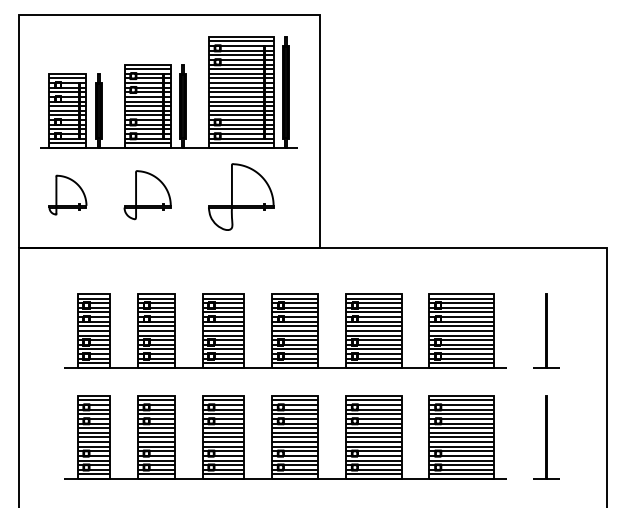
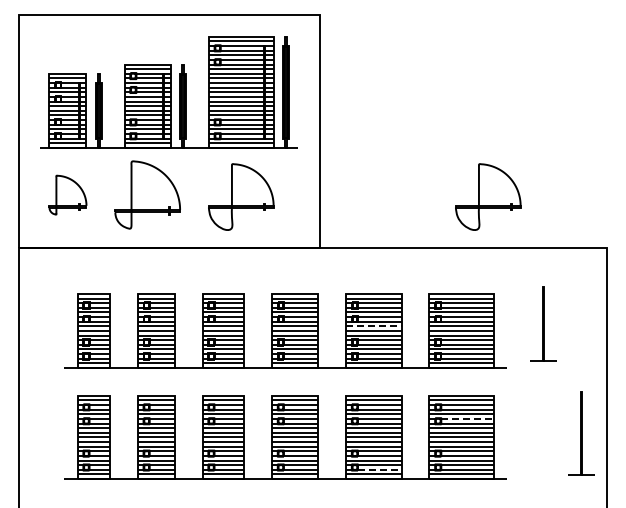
part size: 49x51 px -> 67x70 px (147, 194)
part: none -> present (488, 196)
line: solid -> dashed (373, 326)
part position: (546, 330) -> (543, 323) (543, 323)
line: solid -> dashed (468, 418)
part position: (546, 437) -> (581, 433) (581, 433)
line: solid -> dashed (379, 469)
